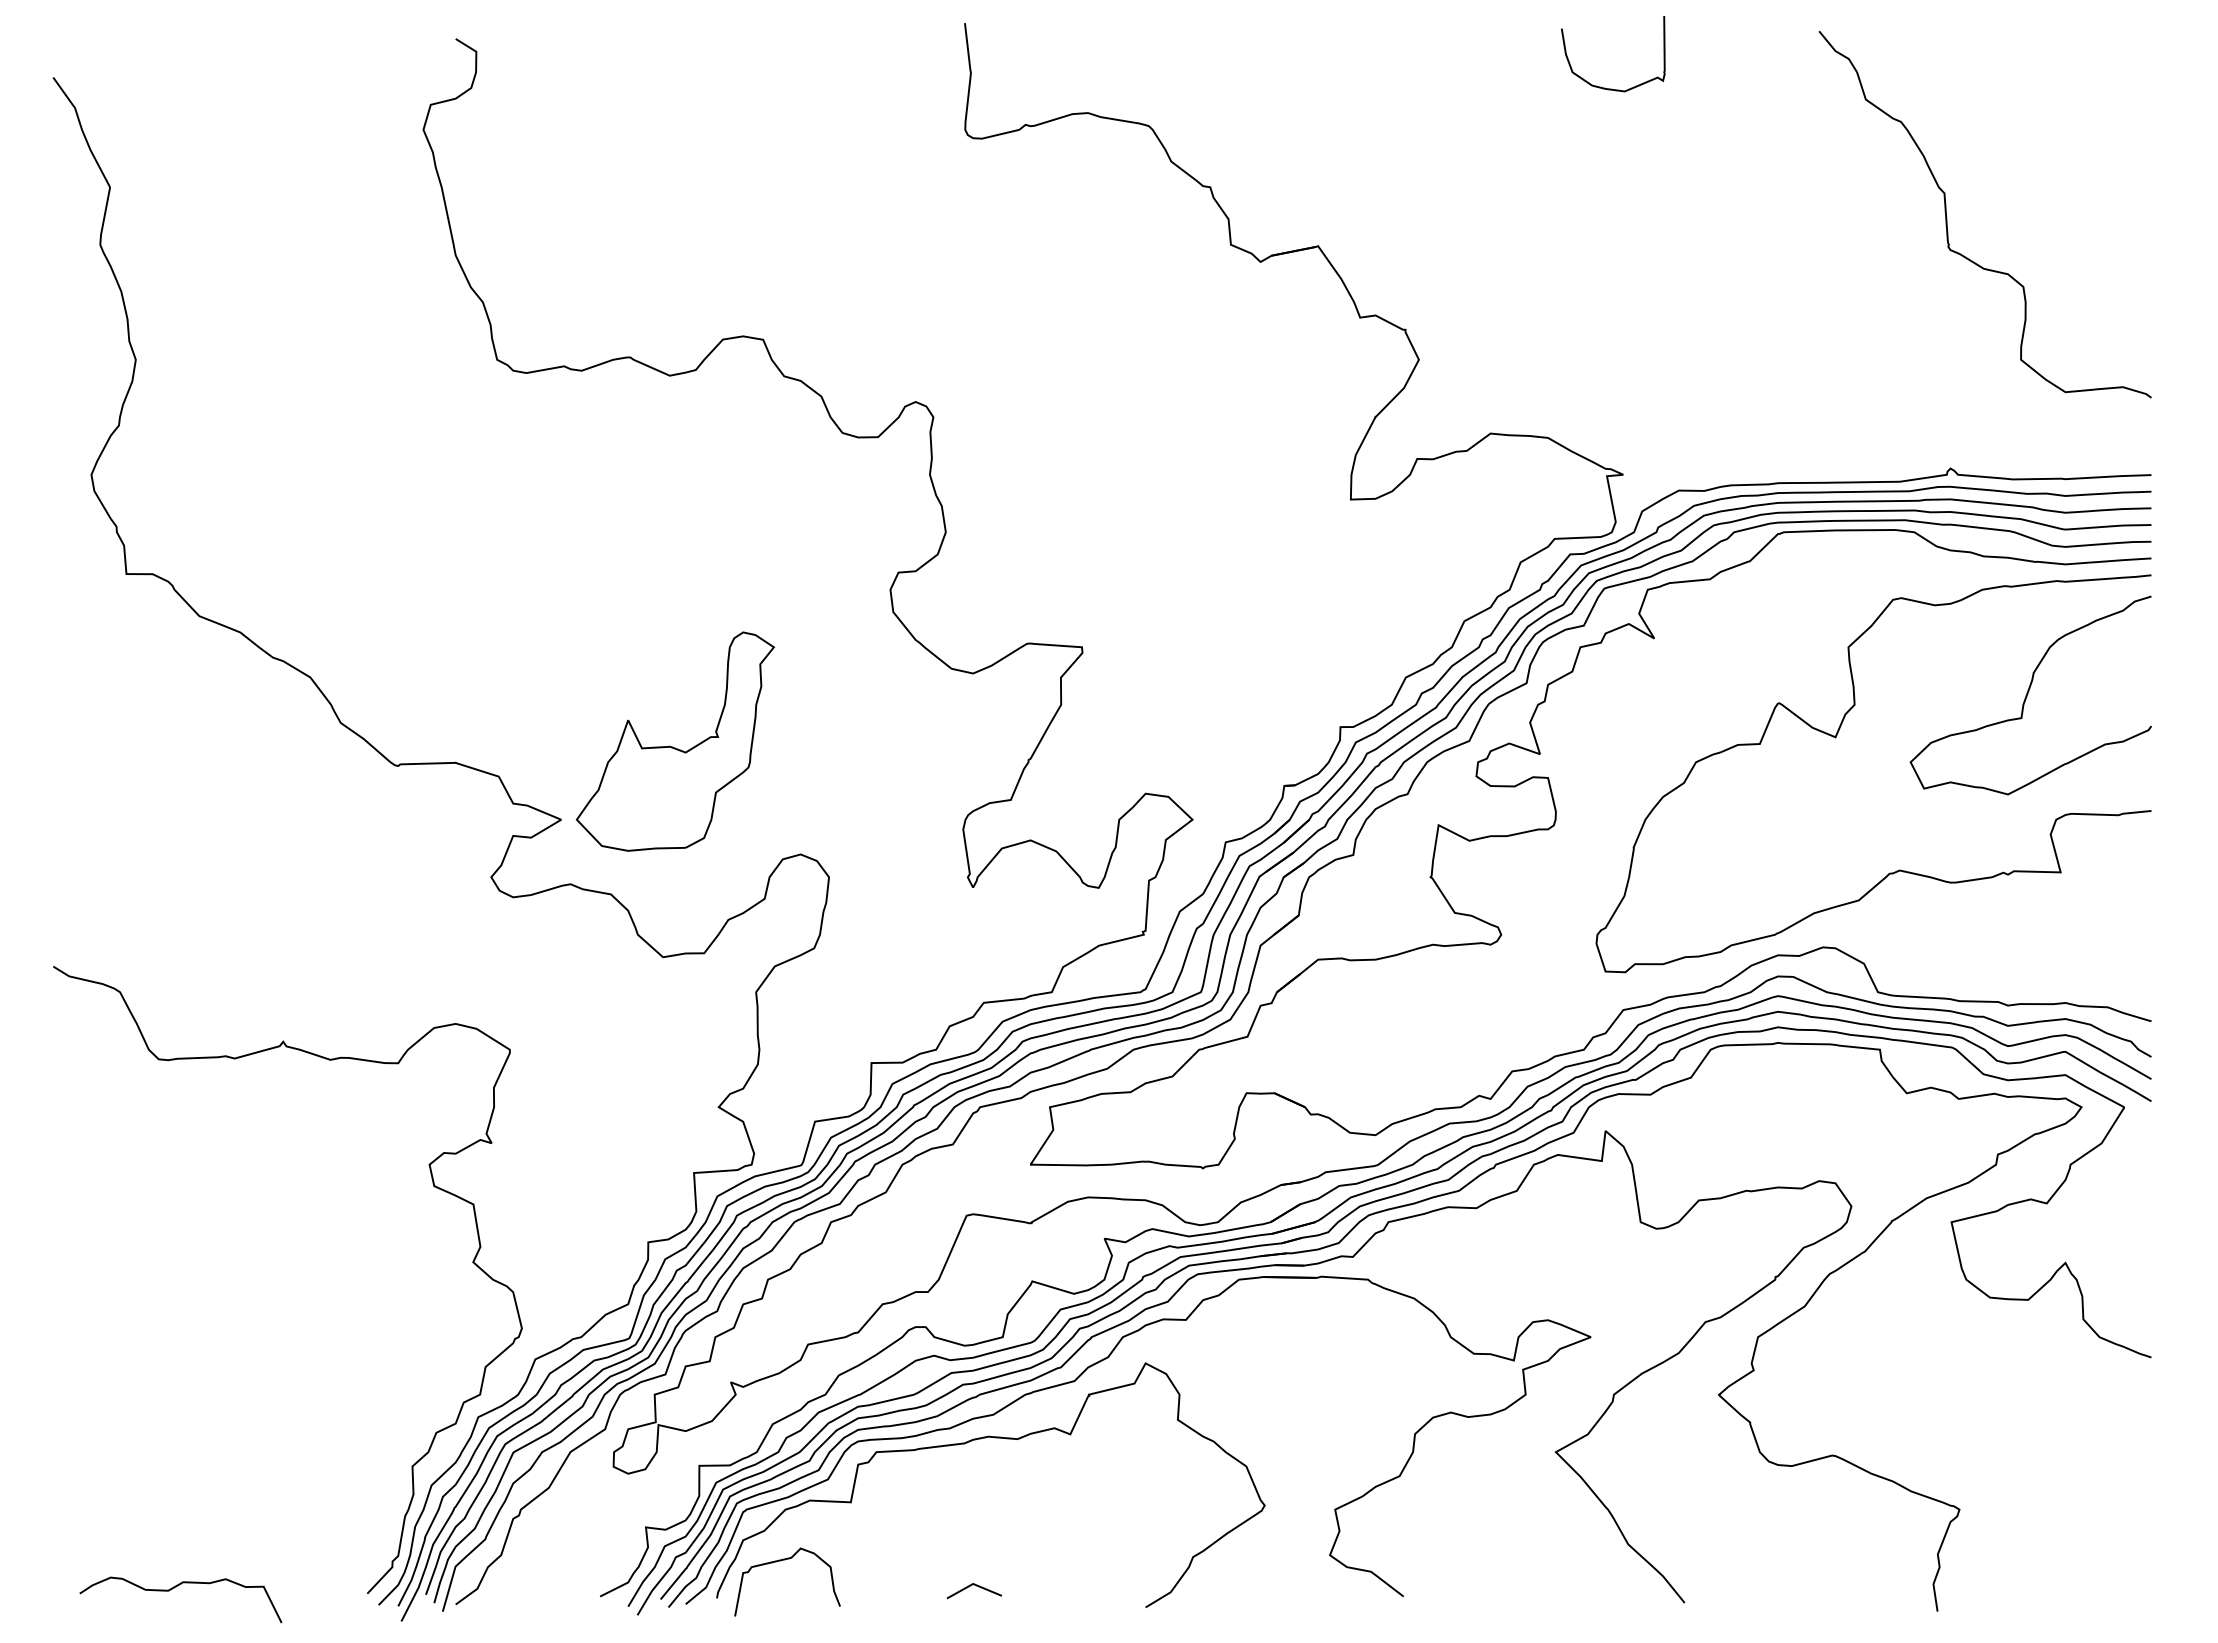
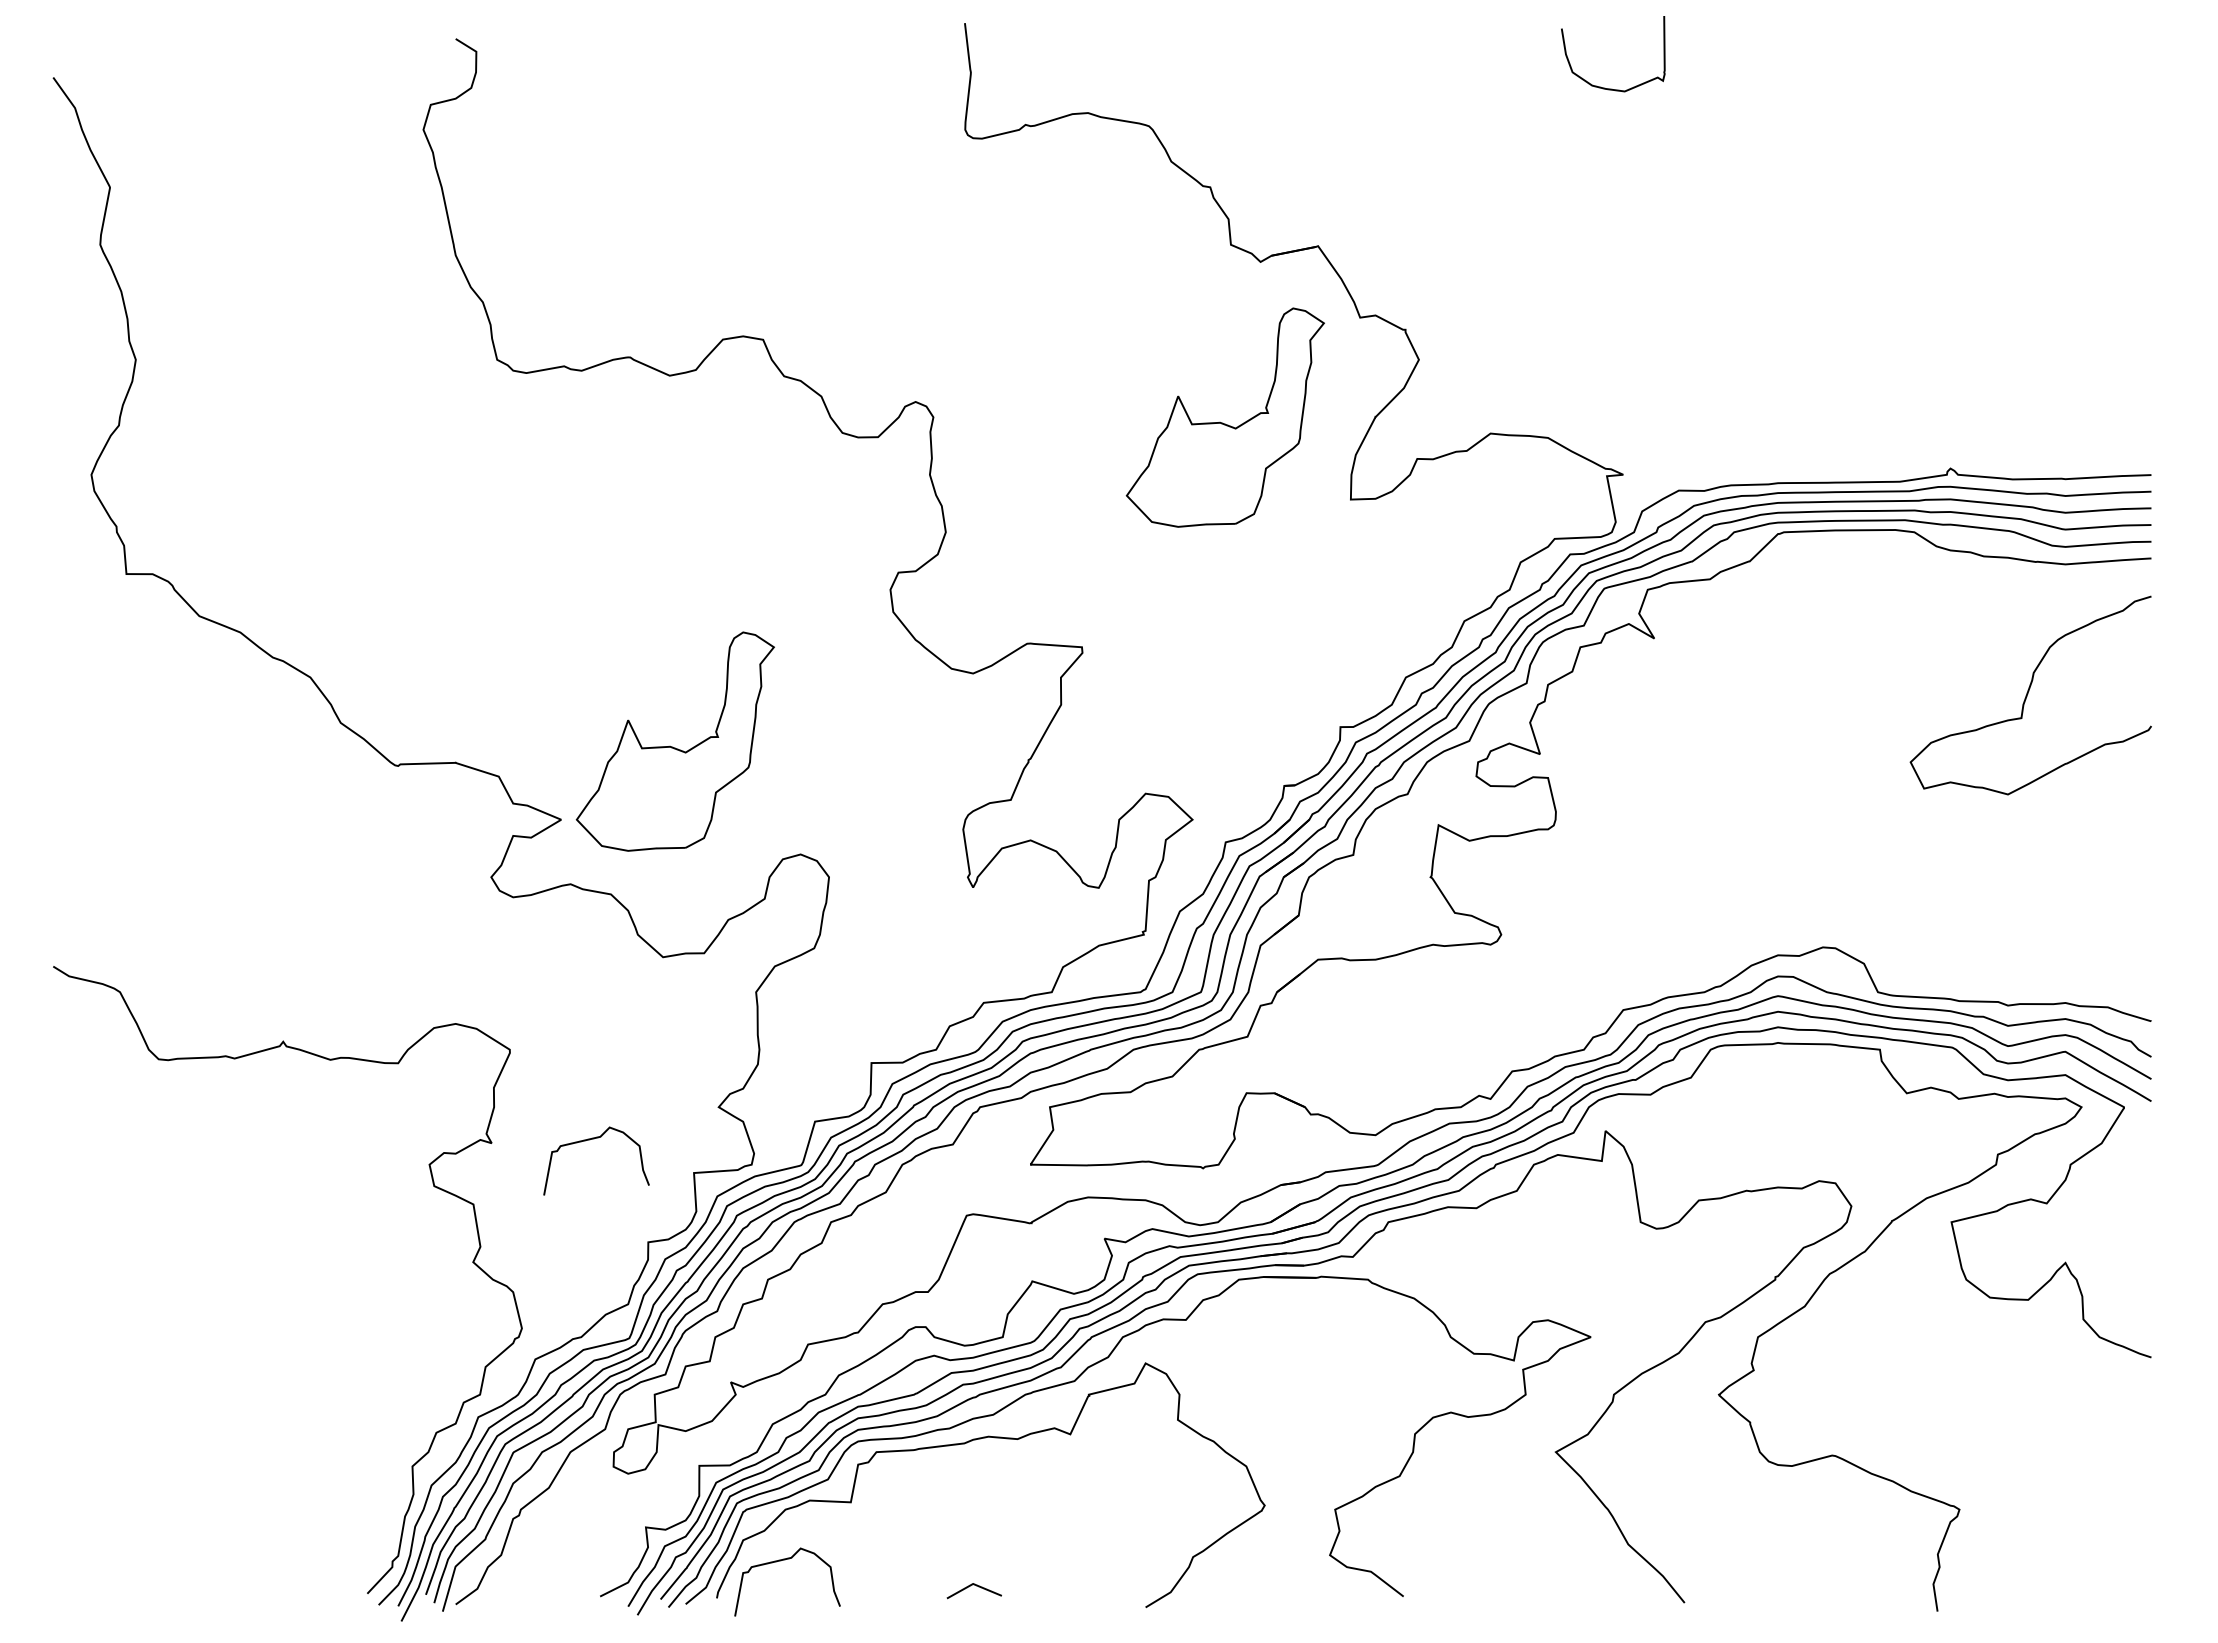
curve: present -> none (1947, 217)
part: none -> present (1224, 417)
curve: present -> none (1836, 737)
curve: none -> present (590, 1140)
curve: present -> none (174, 1588)
